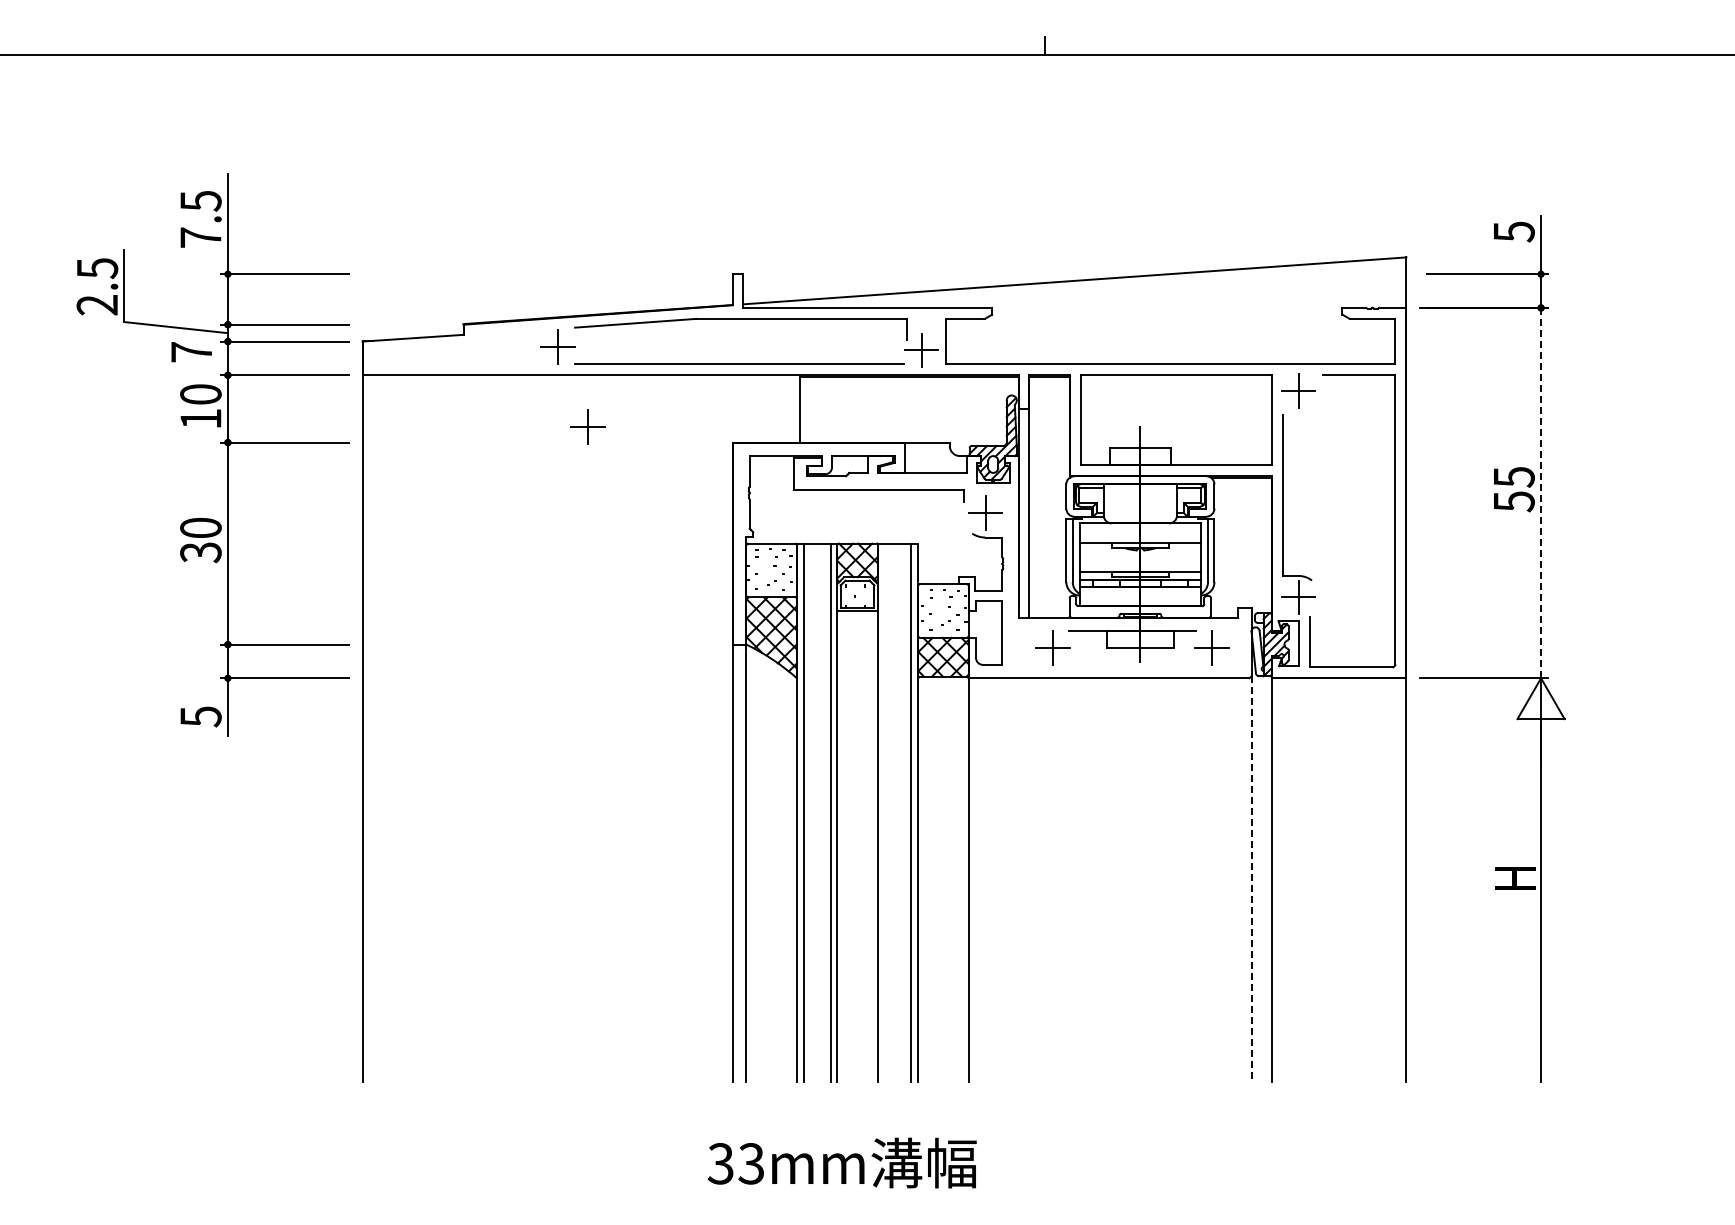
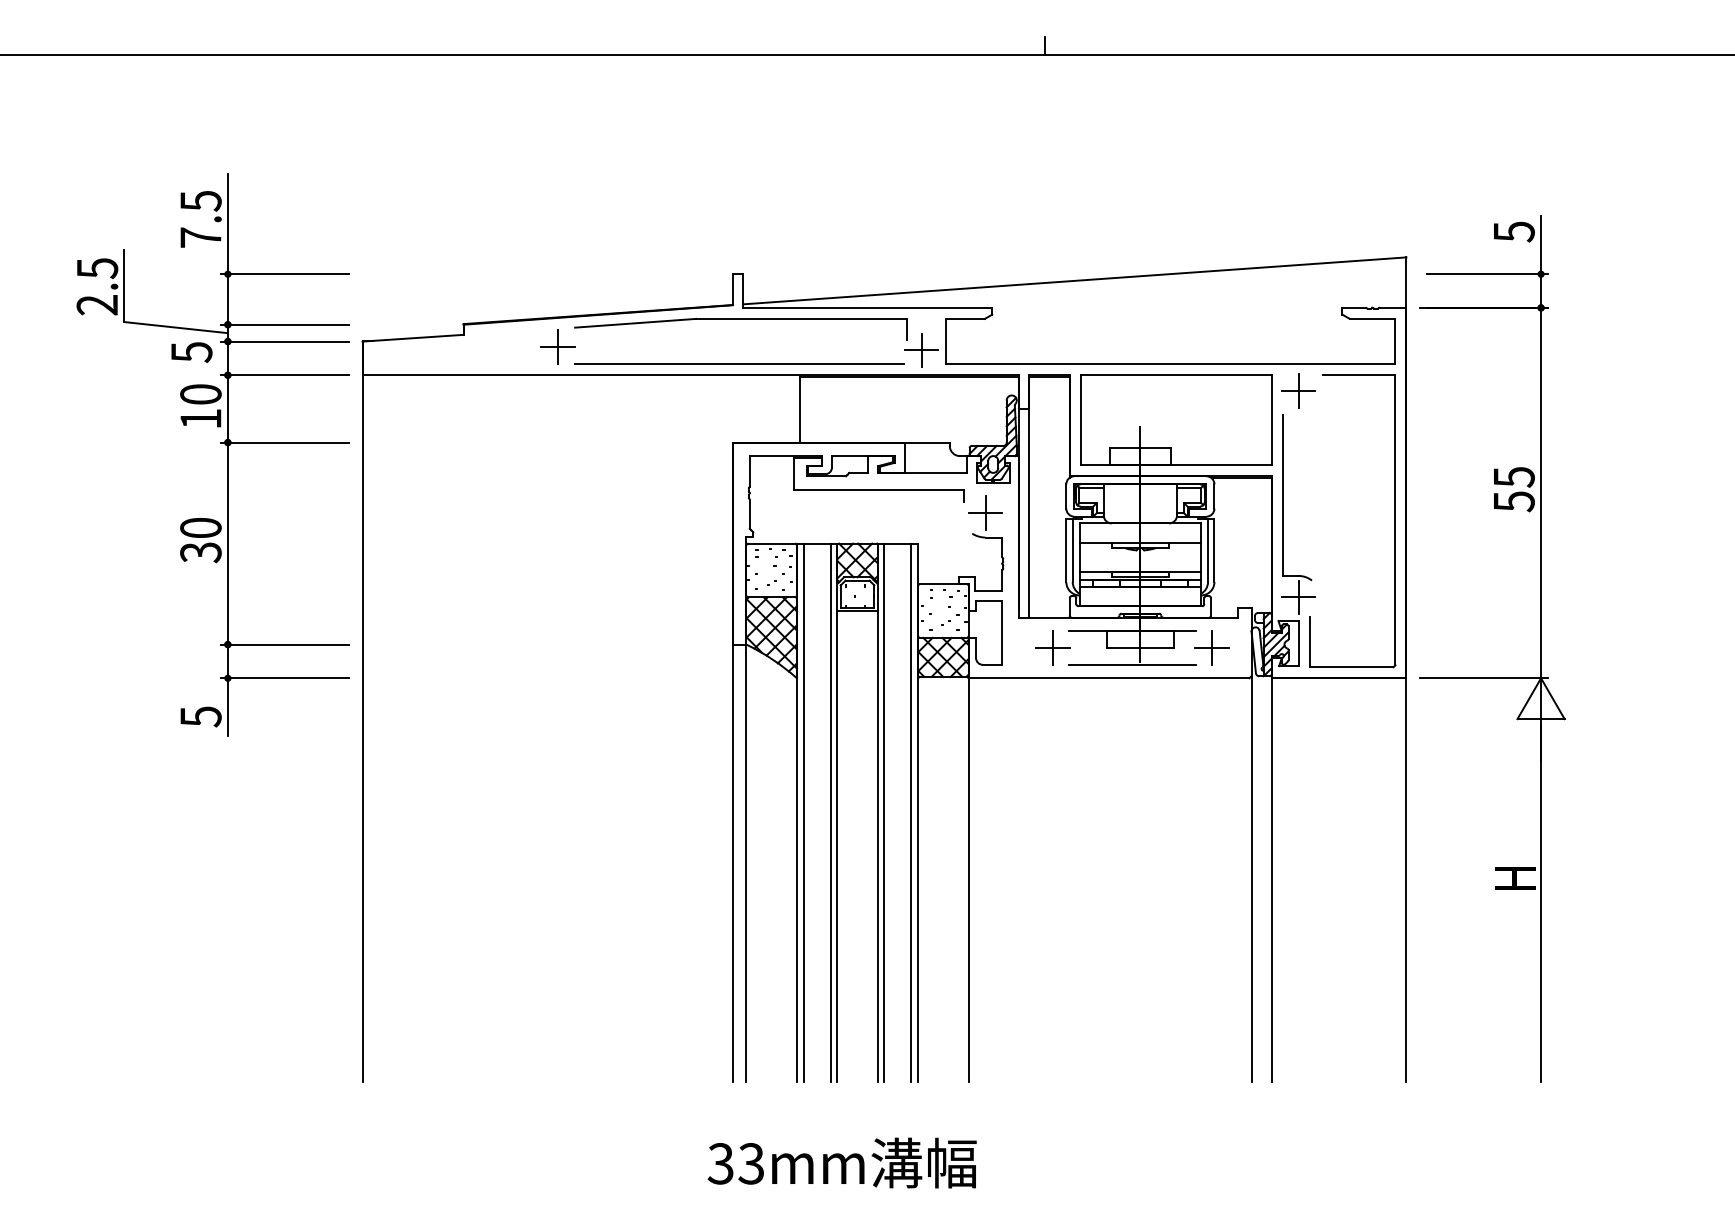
text: 7 -> 5 (191, 352)
part: present -> none (587, 426)
line: dashed -> solid (1541, 492)
line: none -> present (1132, 665)
line: none -> present (884, 812)
line: dashed -> solid (1251, 879)
